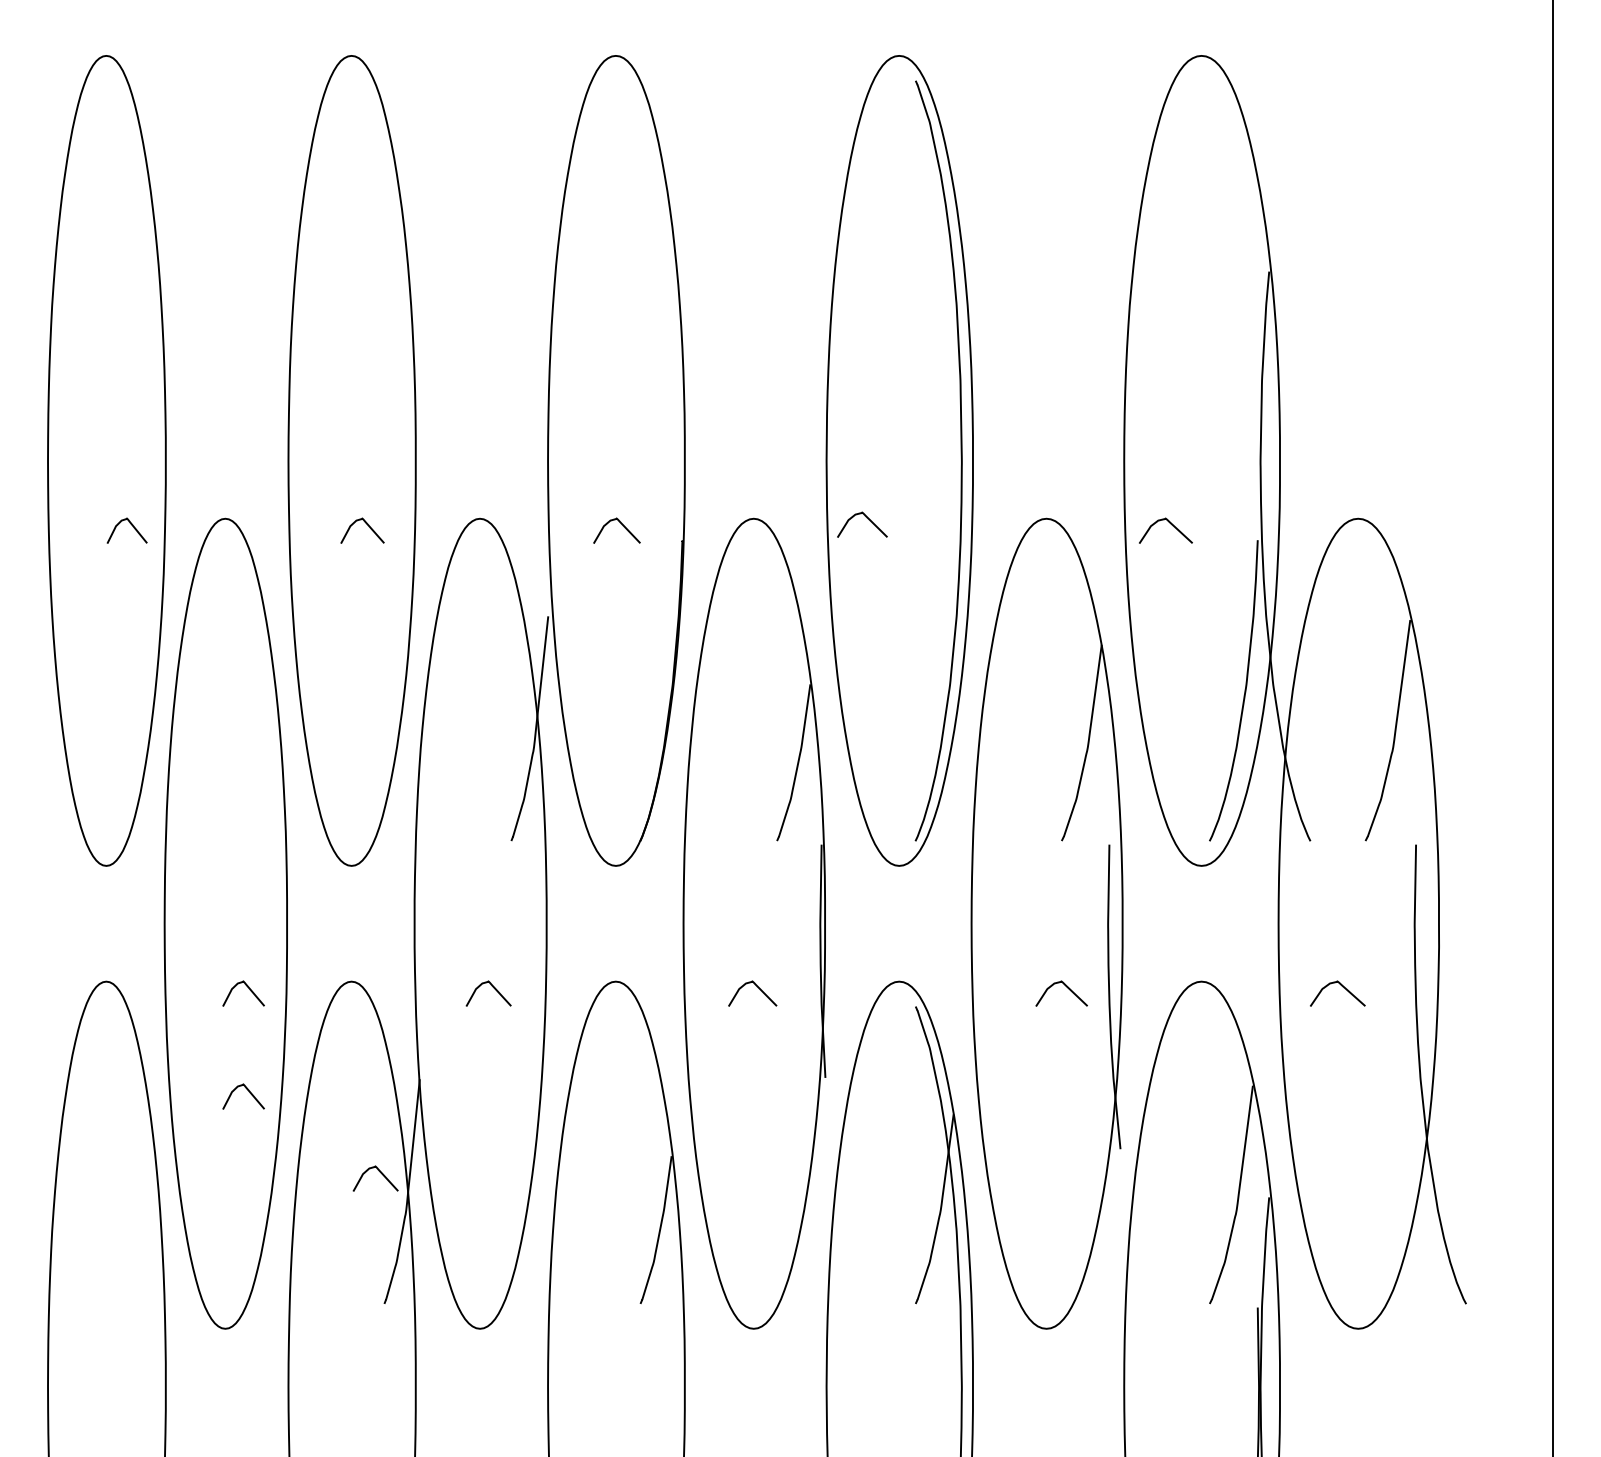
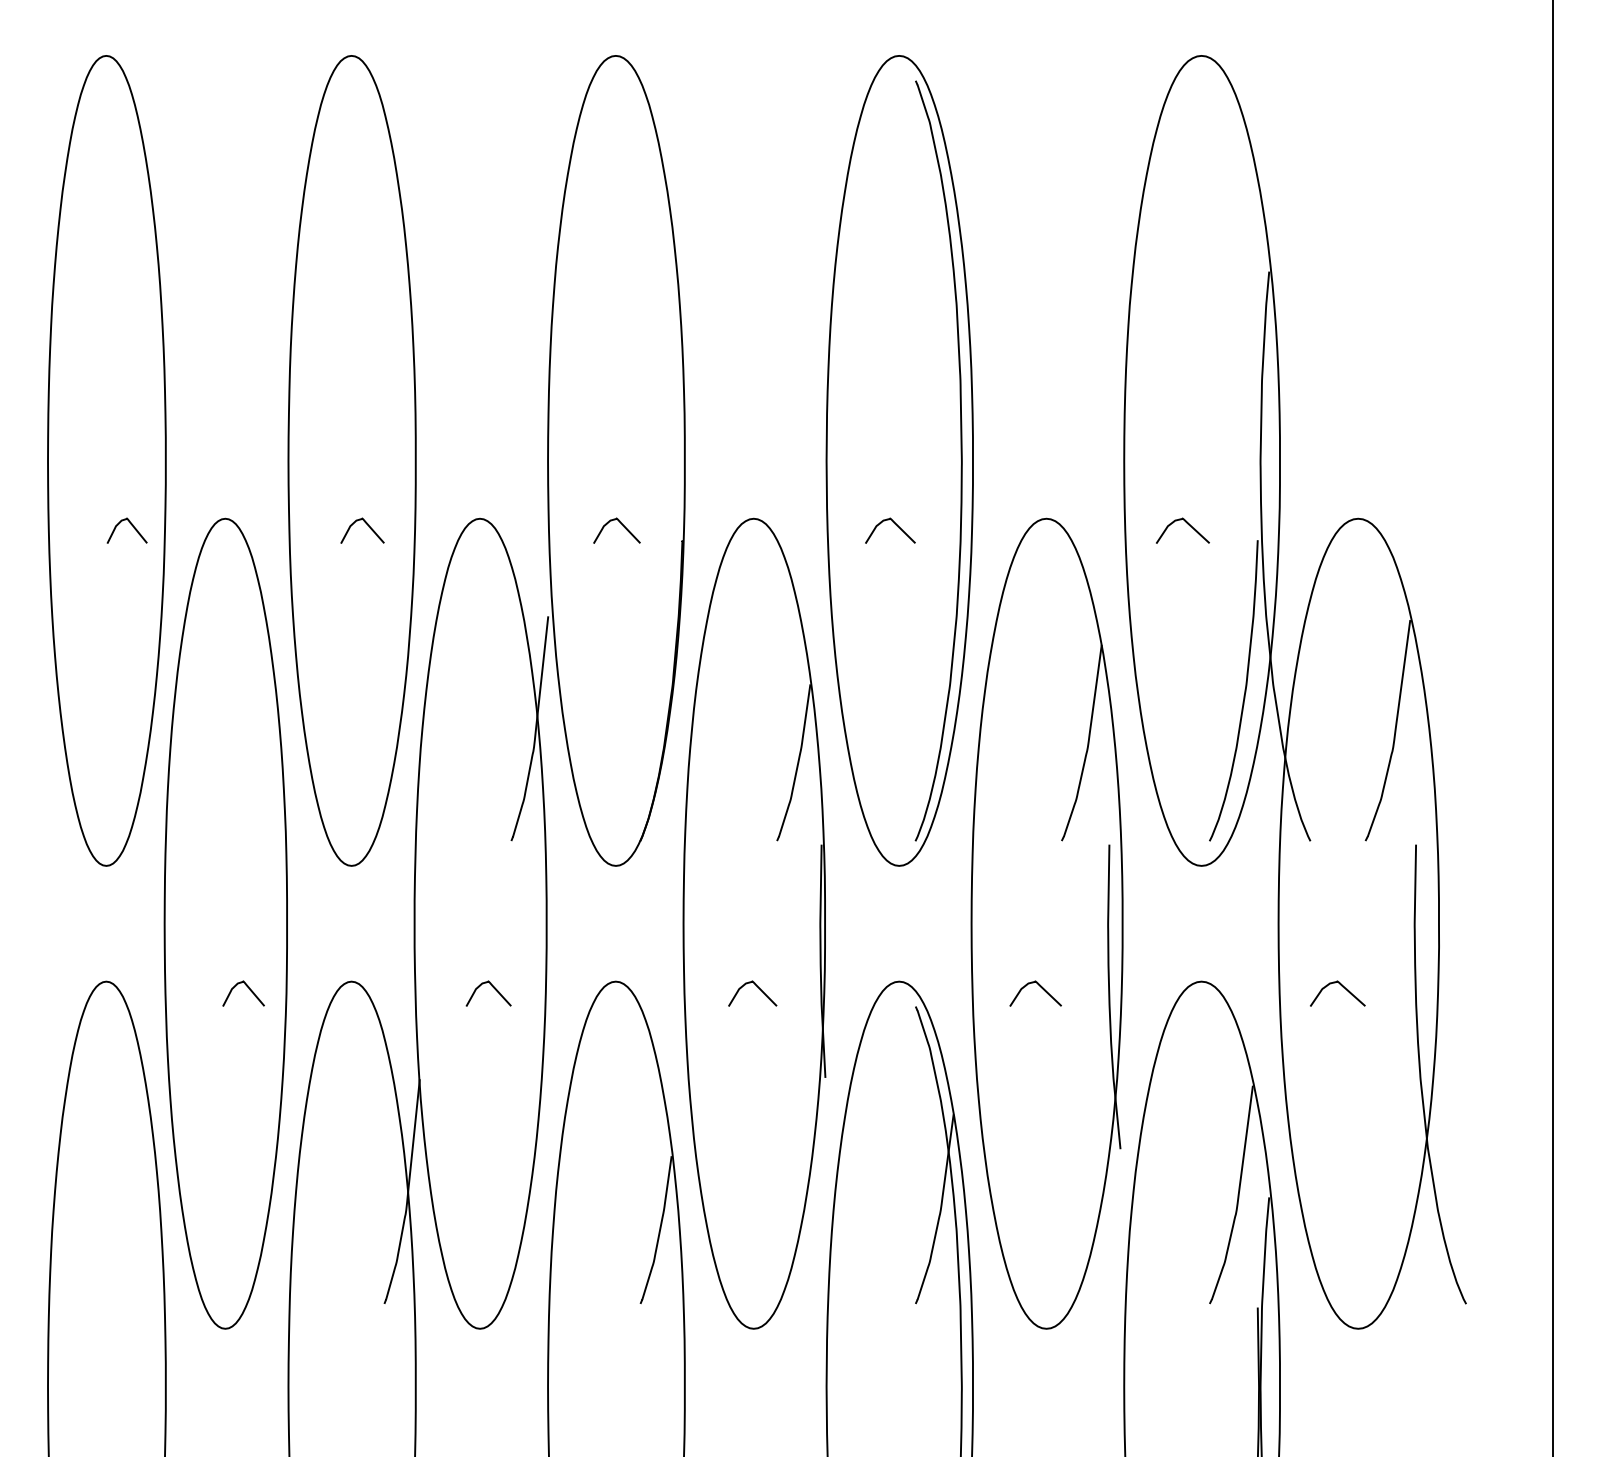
curve position: (866, 518) -> (894, 524) (894, 524)
curve position: (1170, 524) -> (1187, 524) (1187, 524)
curve position: (1066, 987) -> (1040, 987) (1040, 987)
curve: present -> none (249, 1093)
curve: present -> none (380, 1173)
